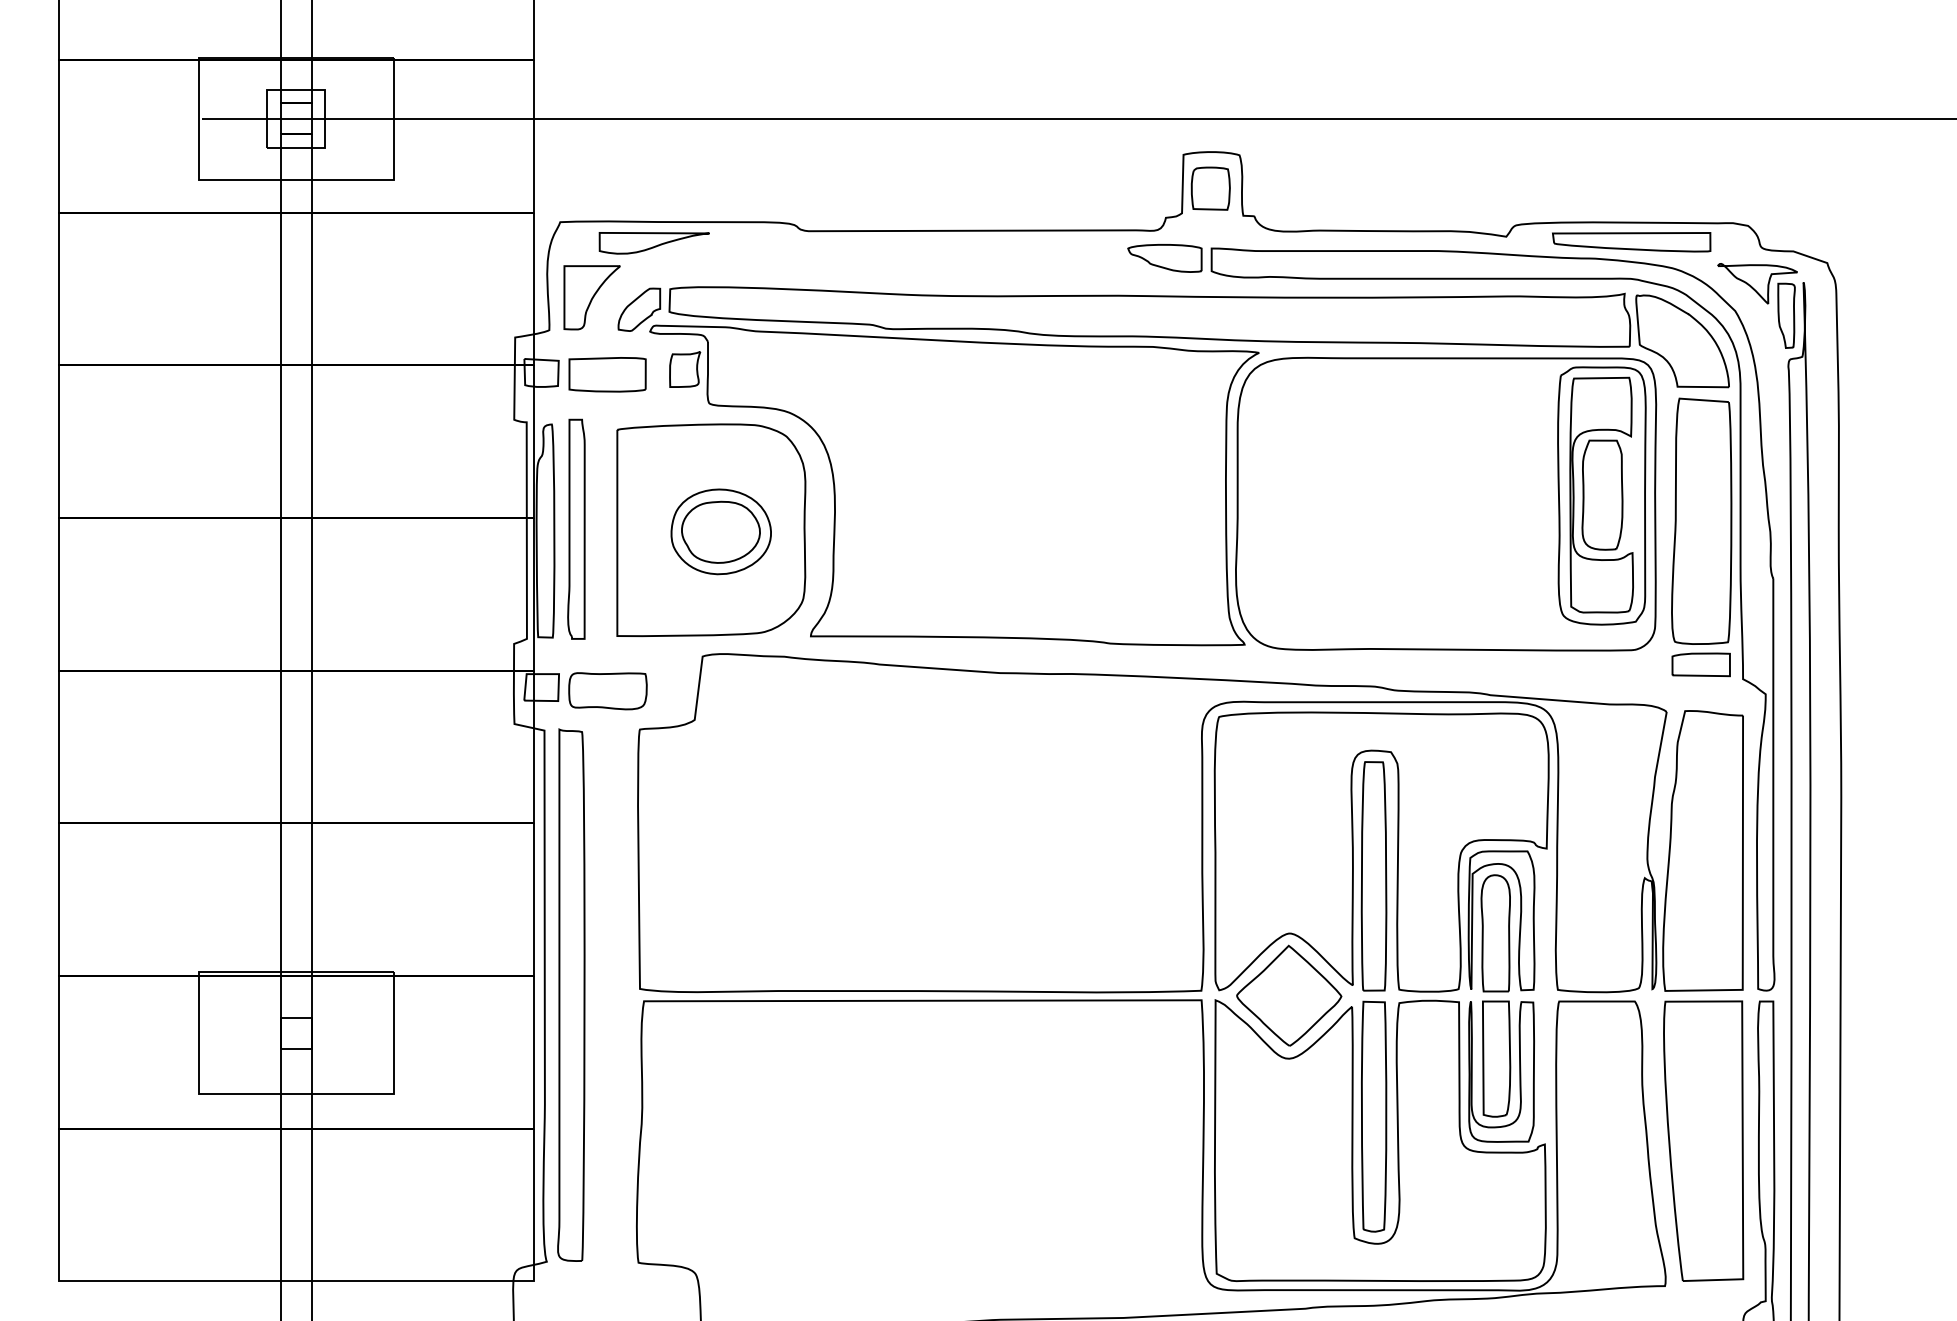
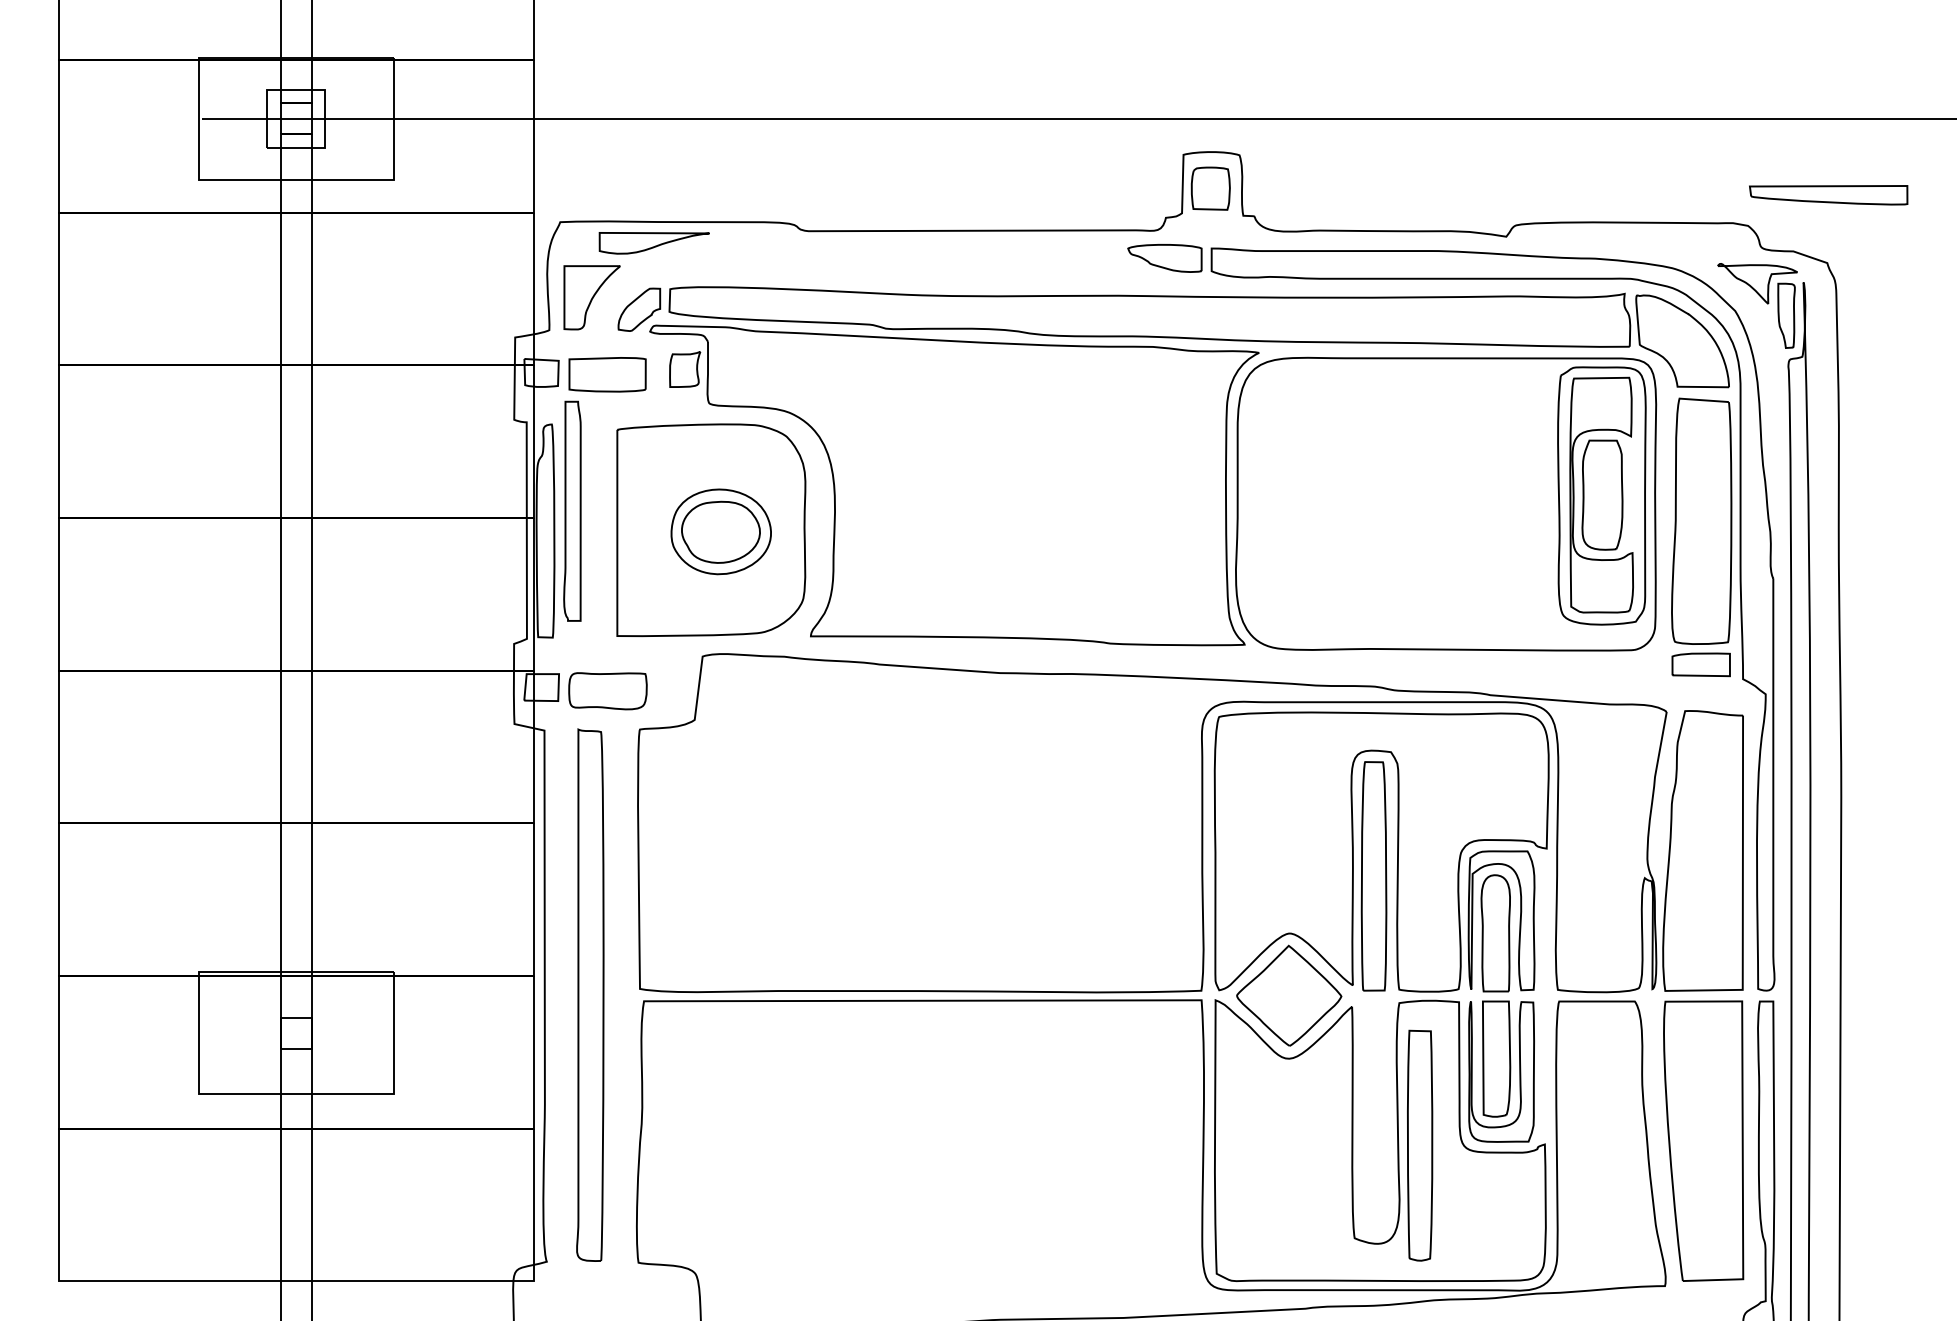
part position: (1631, 242) -> (1828, 195) (1828, 195)
part position: (576, 528) -> (572, 510) (572, 510)
part position: (571, 994) -> (590, 994) (590, 994)
part position: (1374, 1116) -> (1420, 1145) (1420, 1145)
